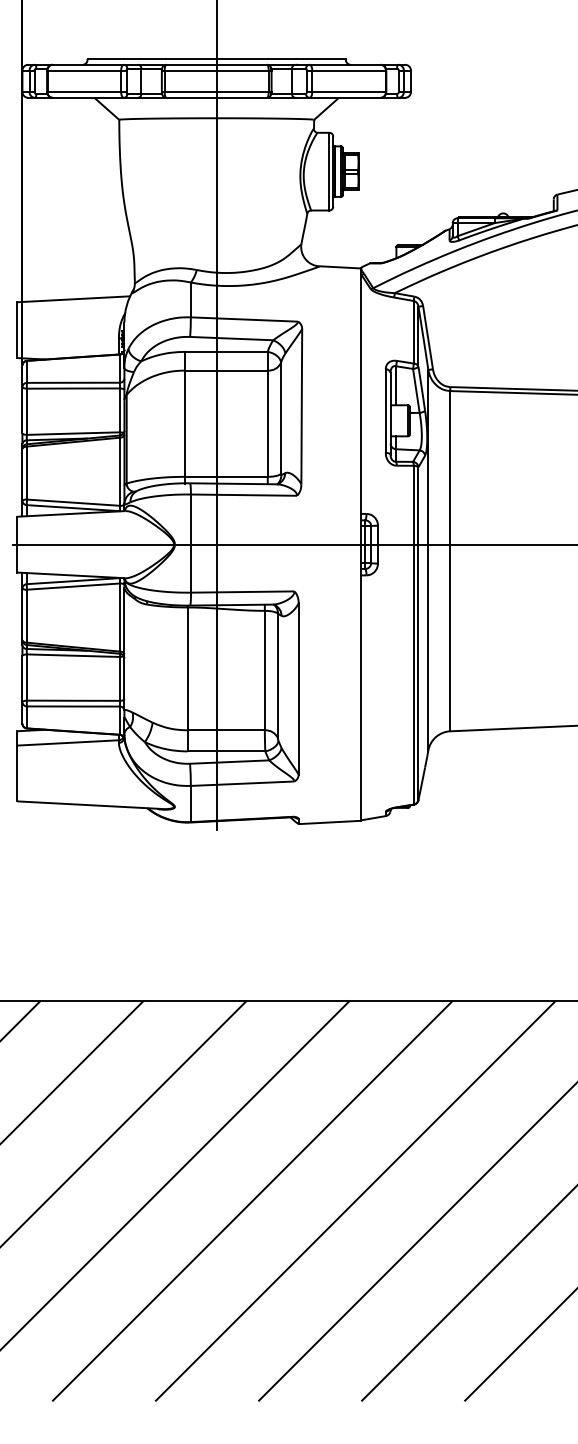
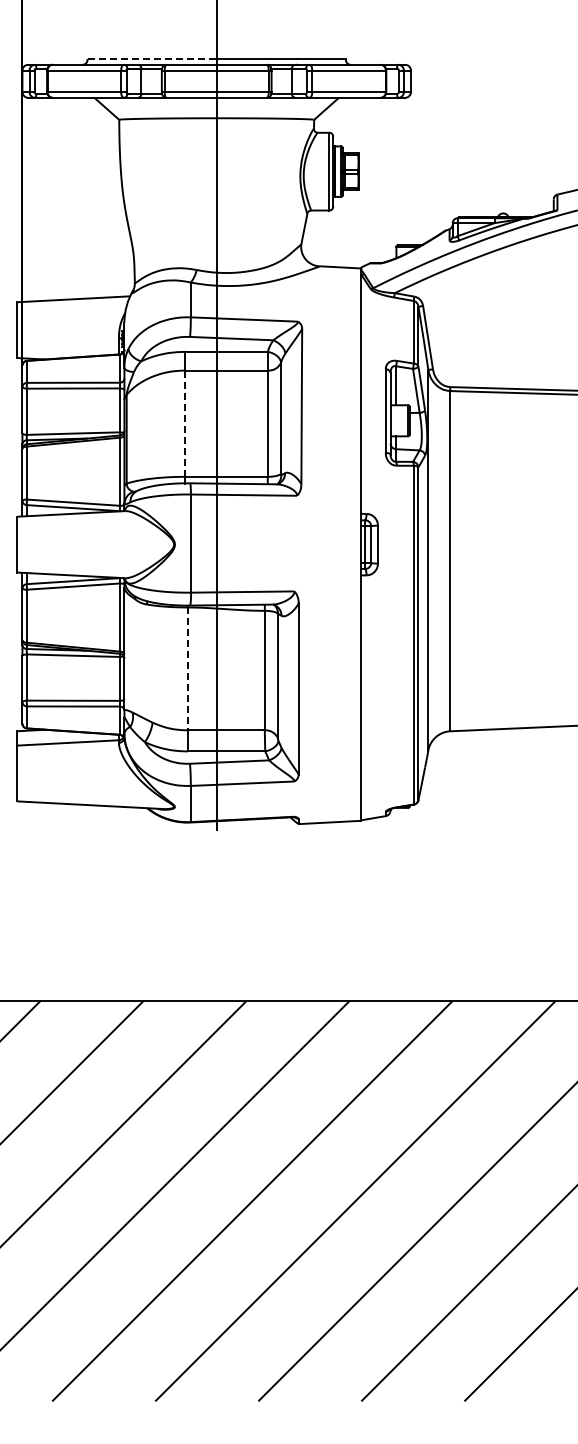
line: solid -> dashed (152, 58)
line: solid -> dashed (185, 424)
line: present -> none (293, 544)
line: solid -> dashed (187, 669)
